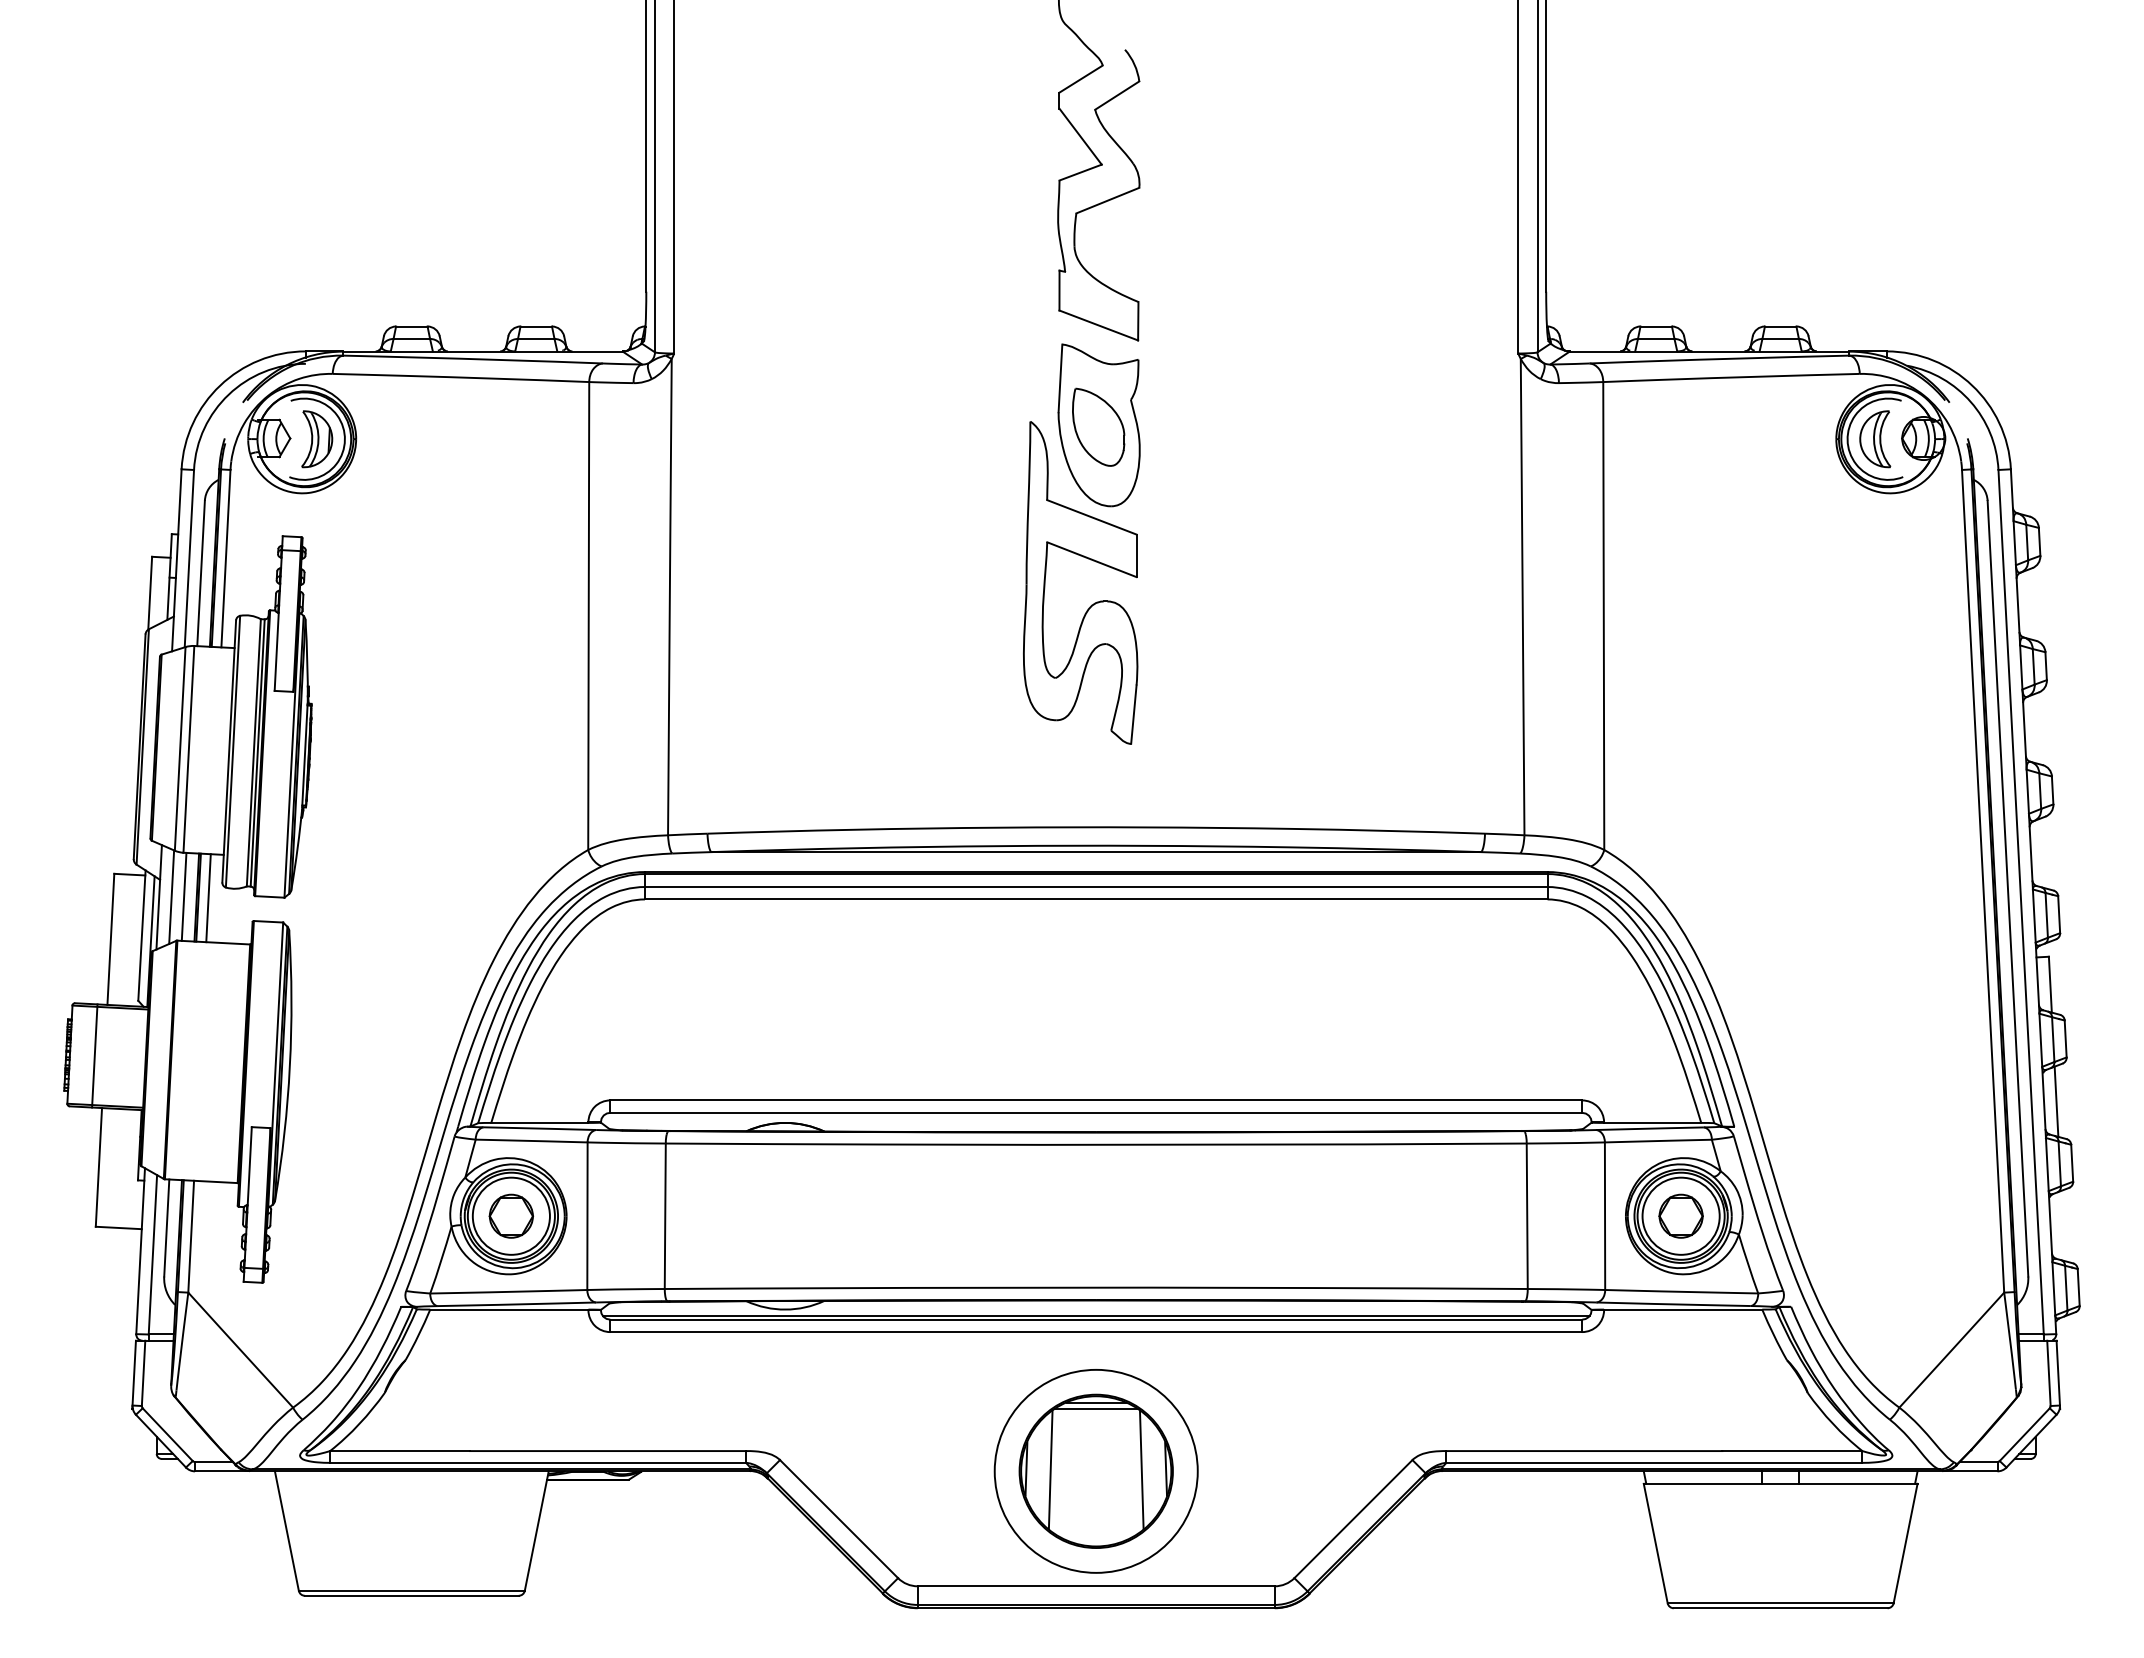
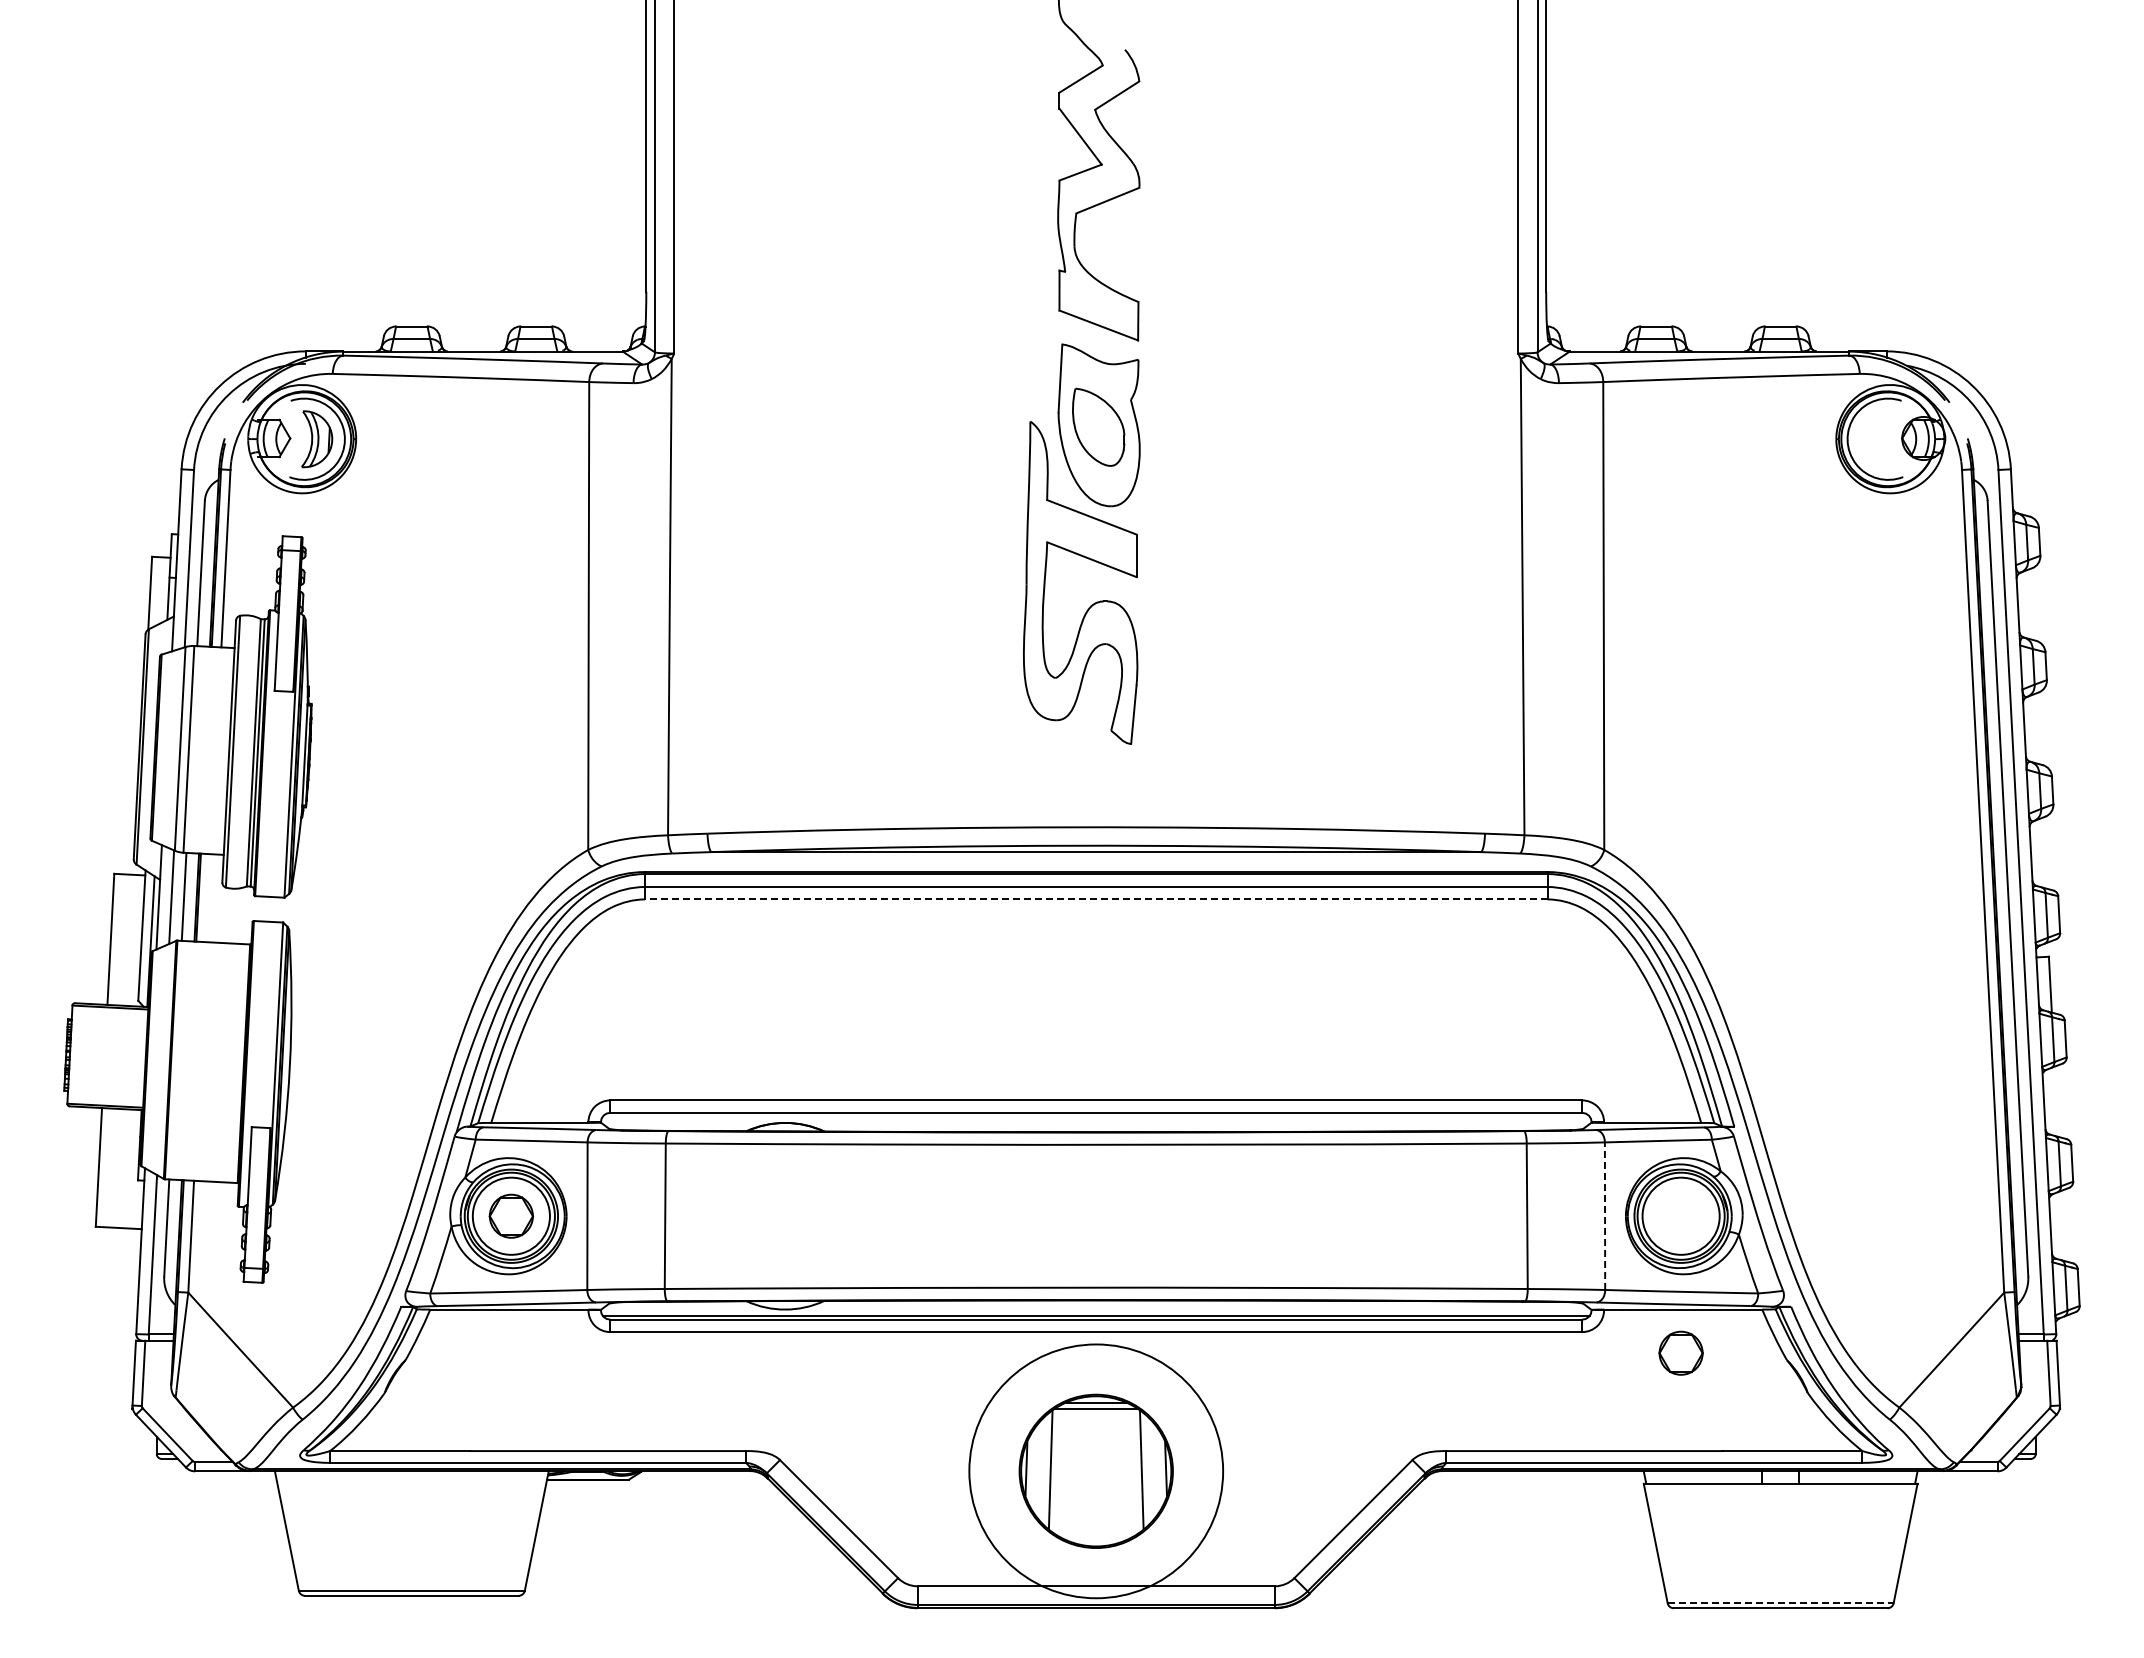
part: present -> none (1875, 439)
line: present -> none (208, 898)
line: solid -> dashed (1095, 899)
line: present -> none (94, 1055)
line: present -> none (2056, 1101)
part position: (1680, 1215) -> (1680, 1352) (1680, 1352)
line: solid -> dashed (1605, 1216)
circle diameter: 203 px -> 254 px (1096, 1471)
line: solid -> dashed (1780, 1603)
